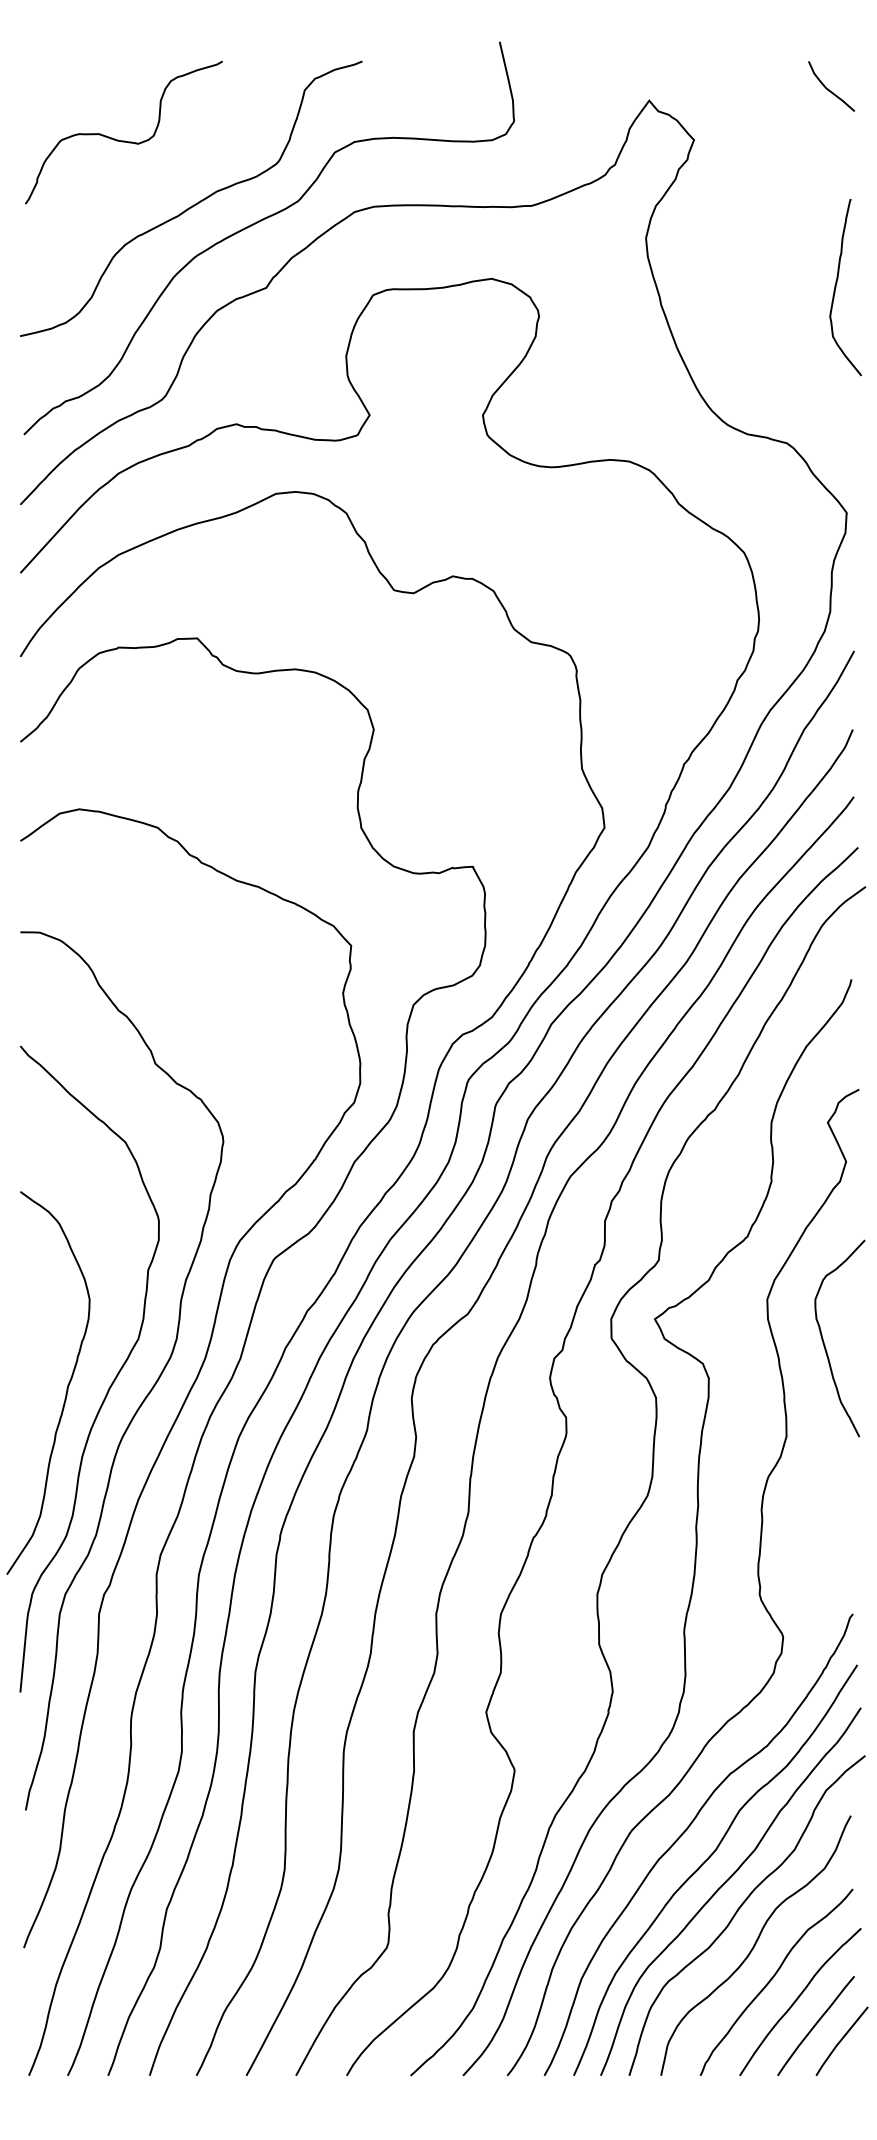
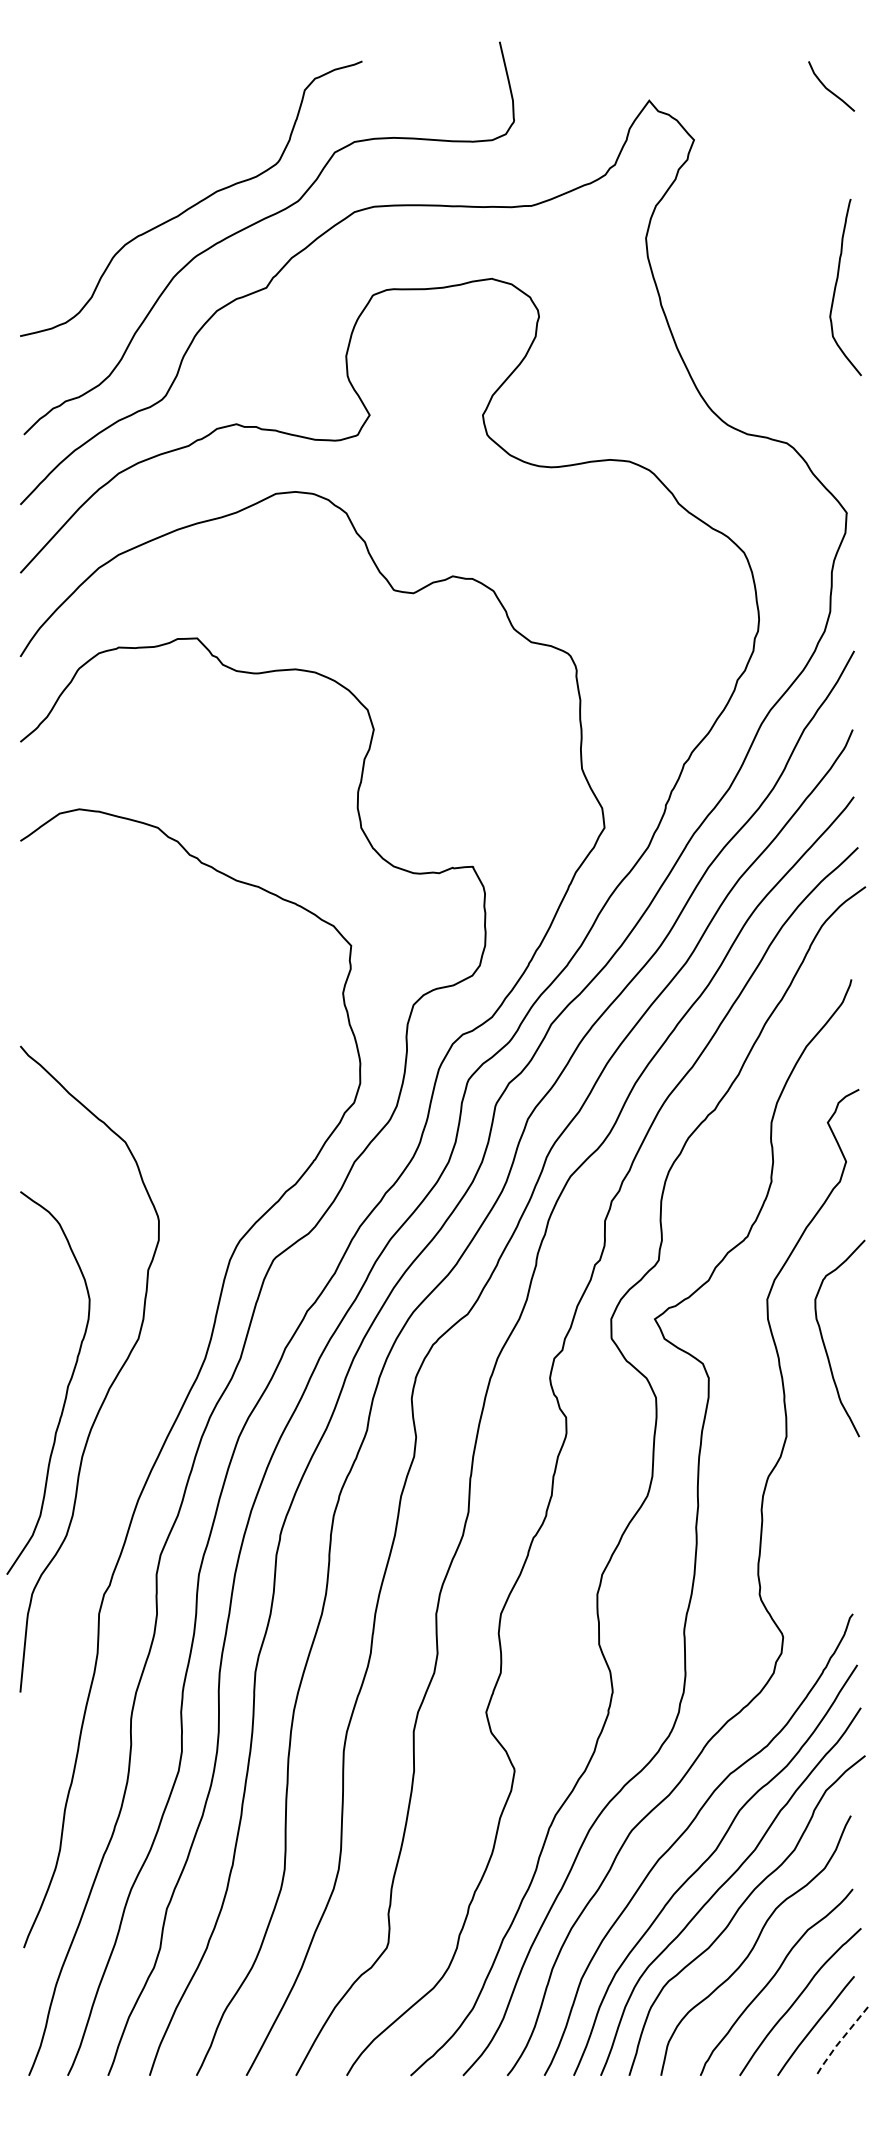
curve: present -> none (123, 140)
curve: present -> none (150, 1389)
line: solid -> dashed (839, 2041)
